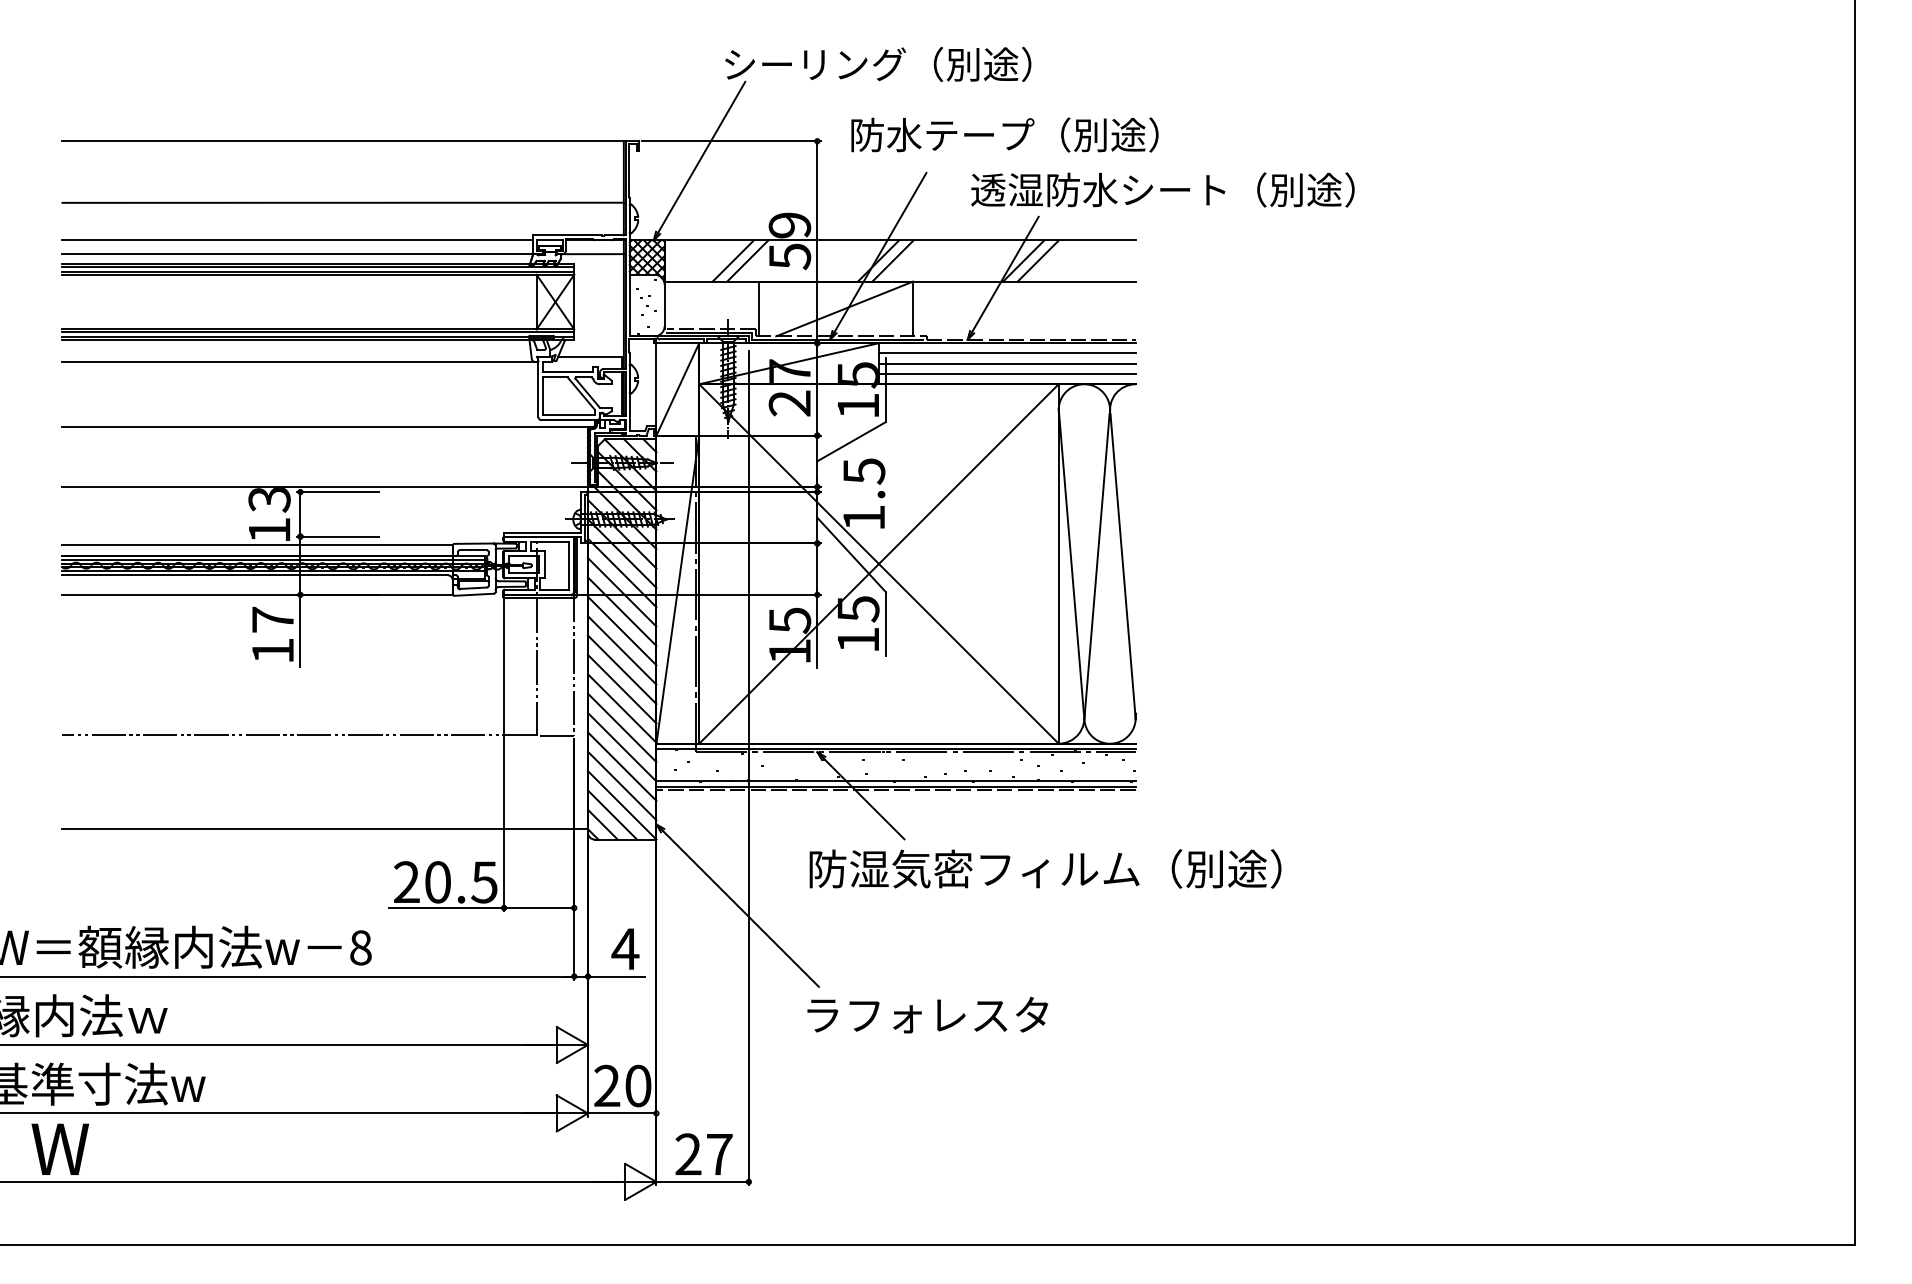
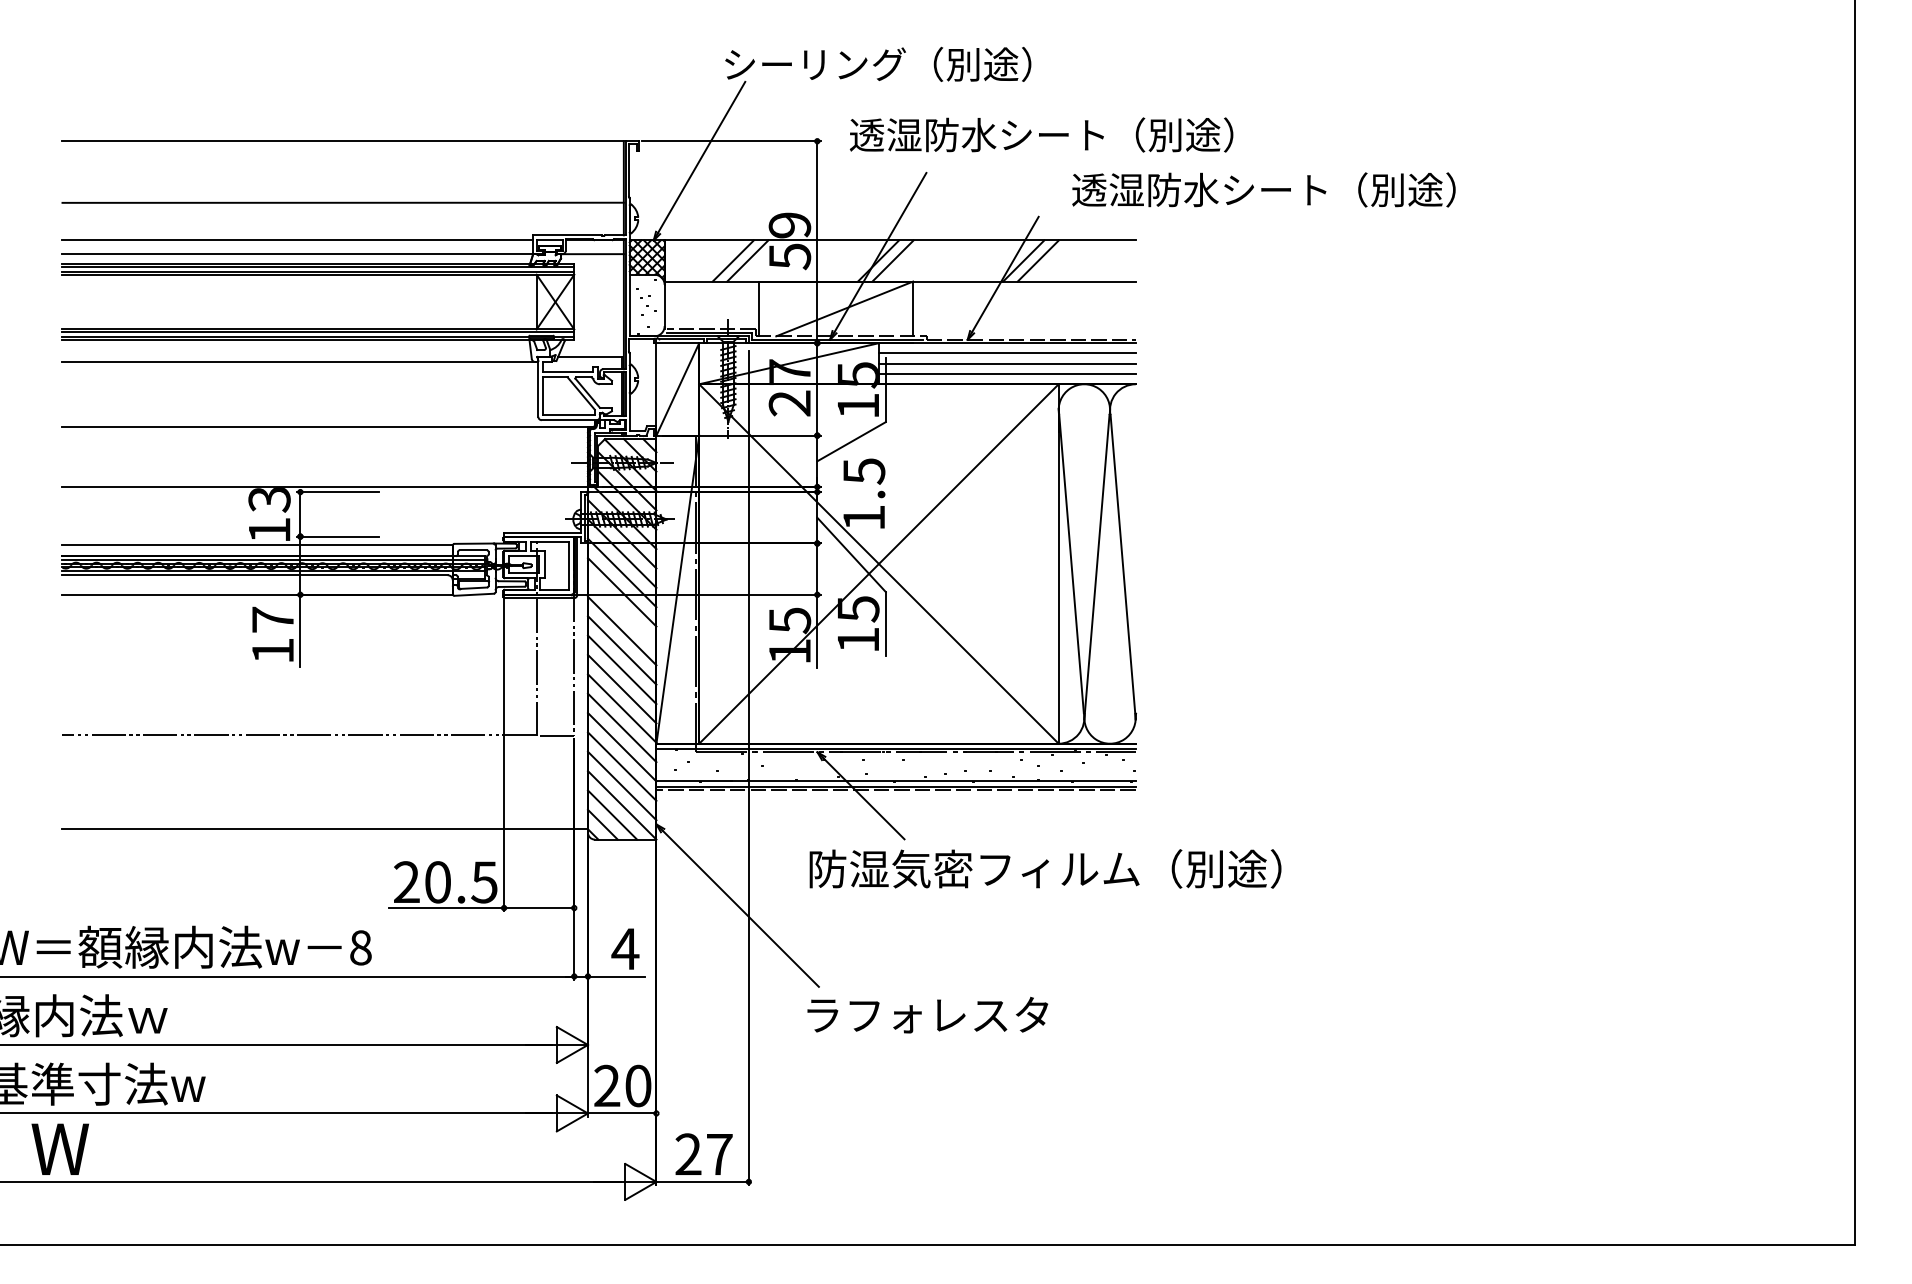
text: 防水テープ（別途） -> 透湿防水シート（別途） (1041, 134)
text position: (1162, 189) -> (1263, 189) (1263, 189)
line: present -> none (621, 611)
